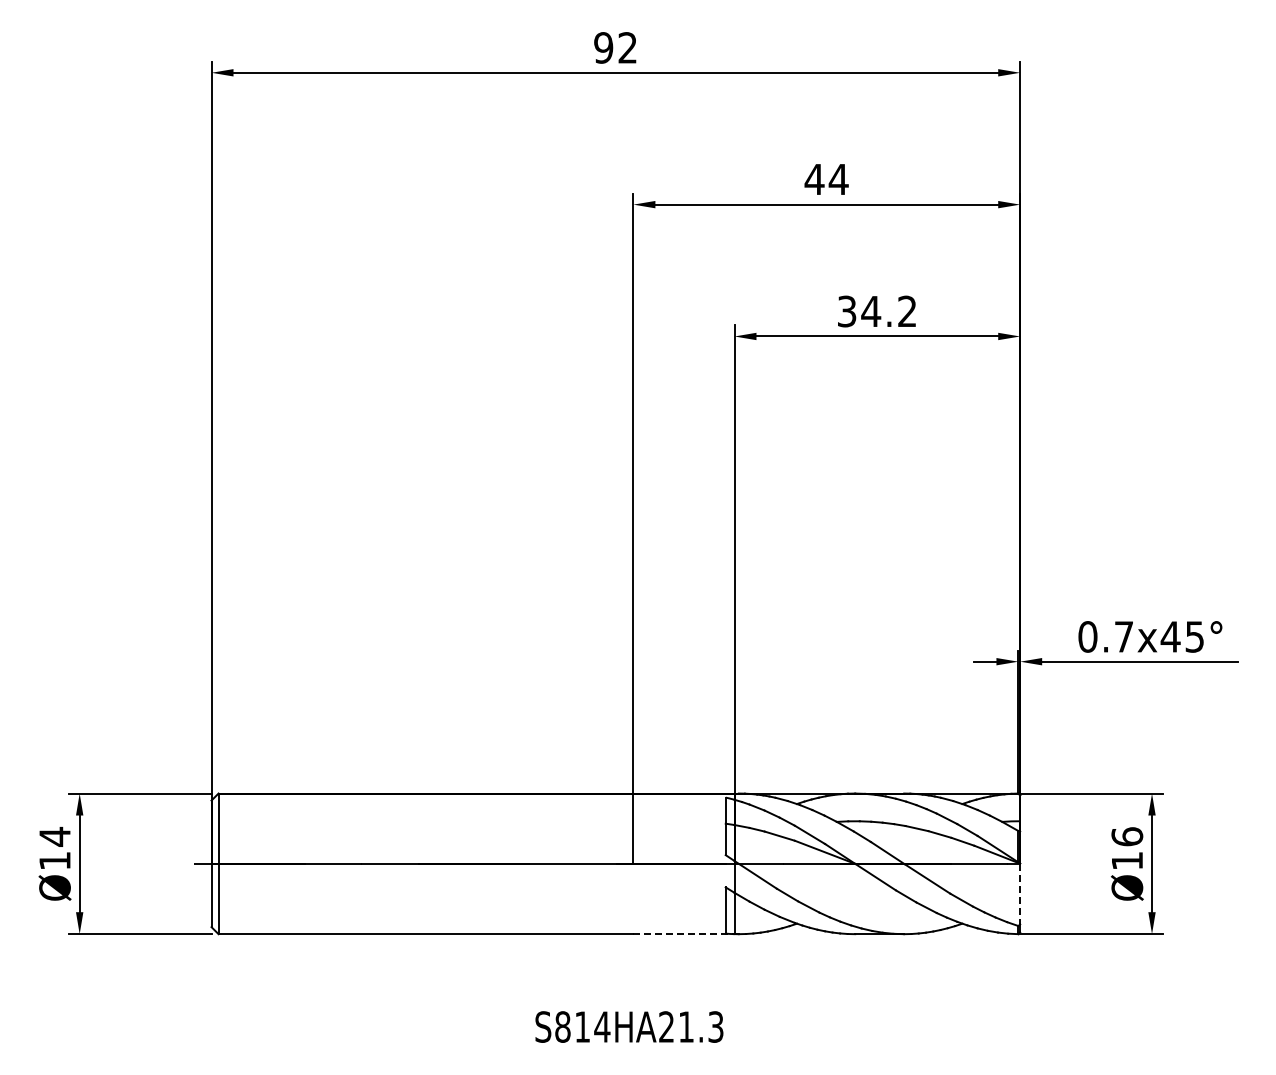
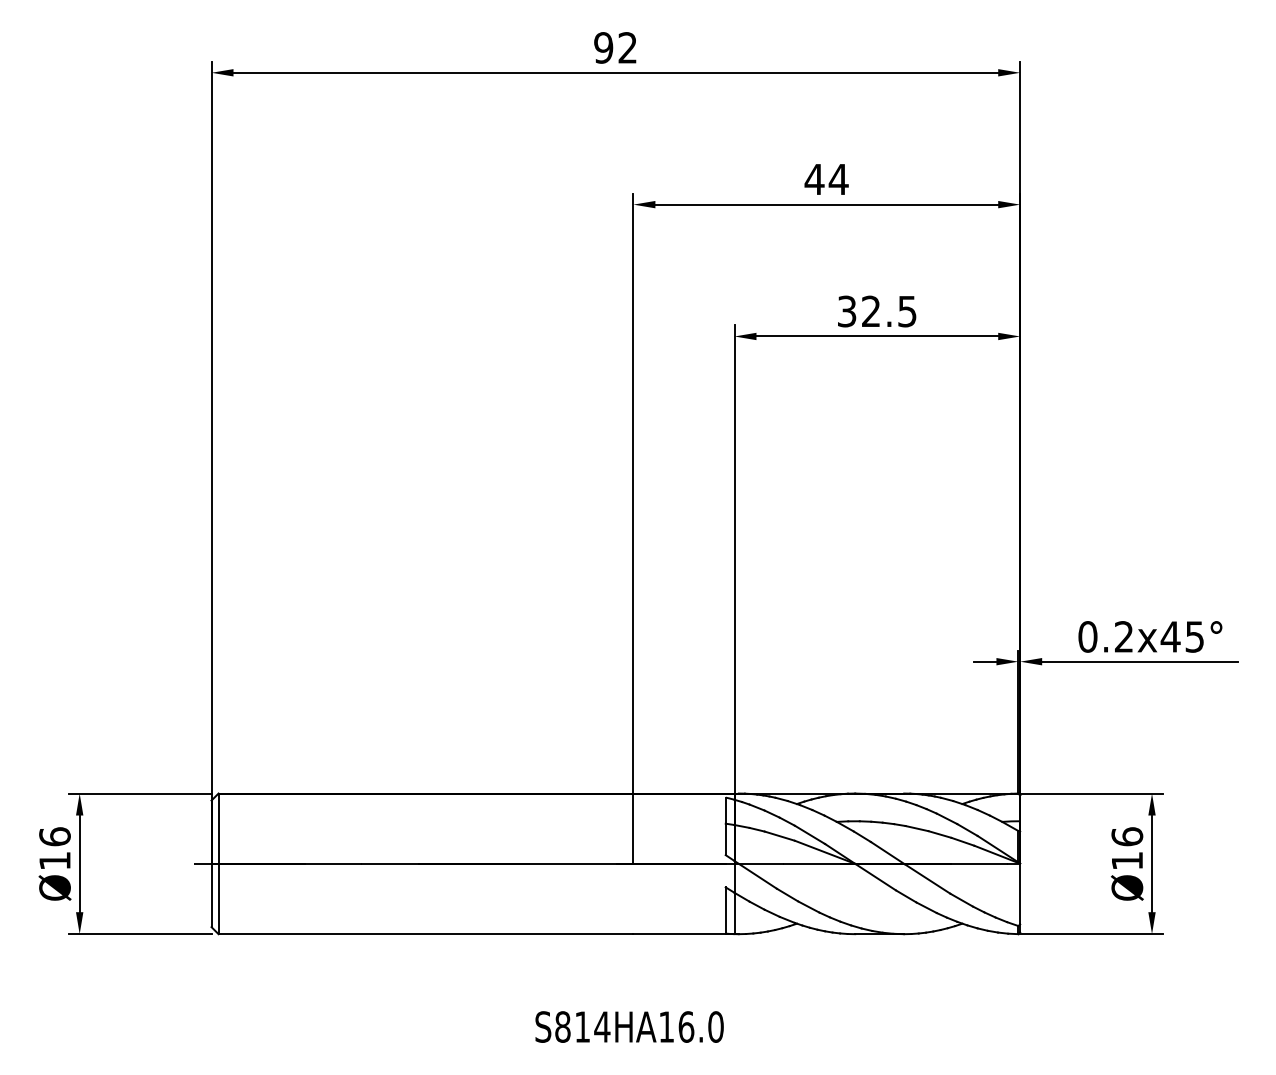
text: 34.2 -> 32.5 (888, 311)
text: 0.7x45° -> 0.2x45° (1123, 636)
text: Ø14 -> Ø16 (54, 836)
line: dashed -> solid (1020, 894)
line: dashed -> solid (683, 934)
text: S814HA21.3 -> S814HA16.0 (691, 1026)
